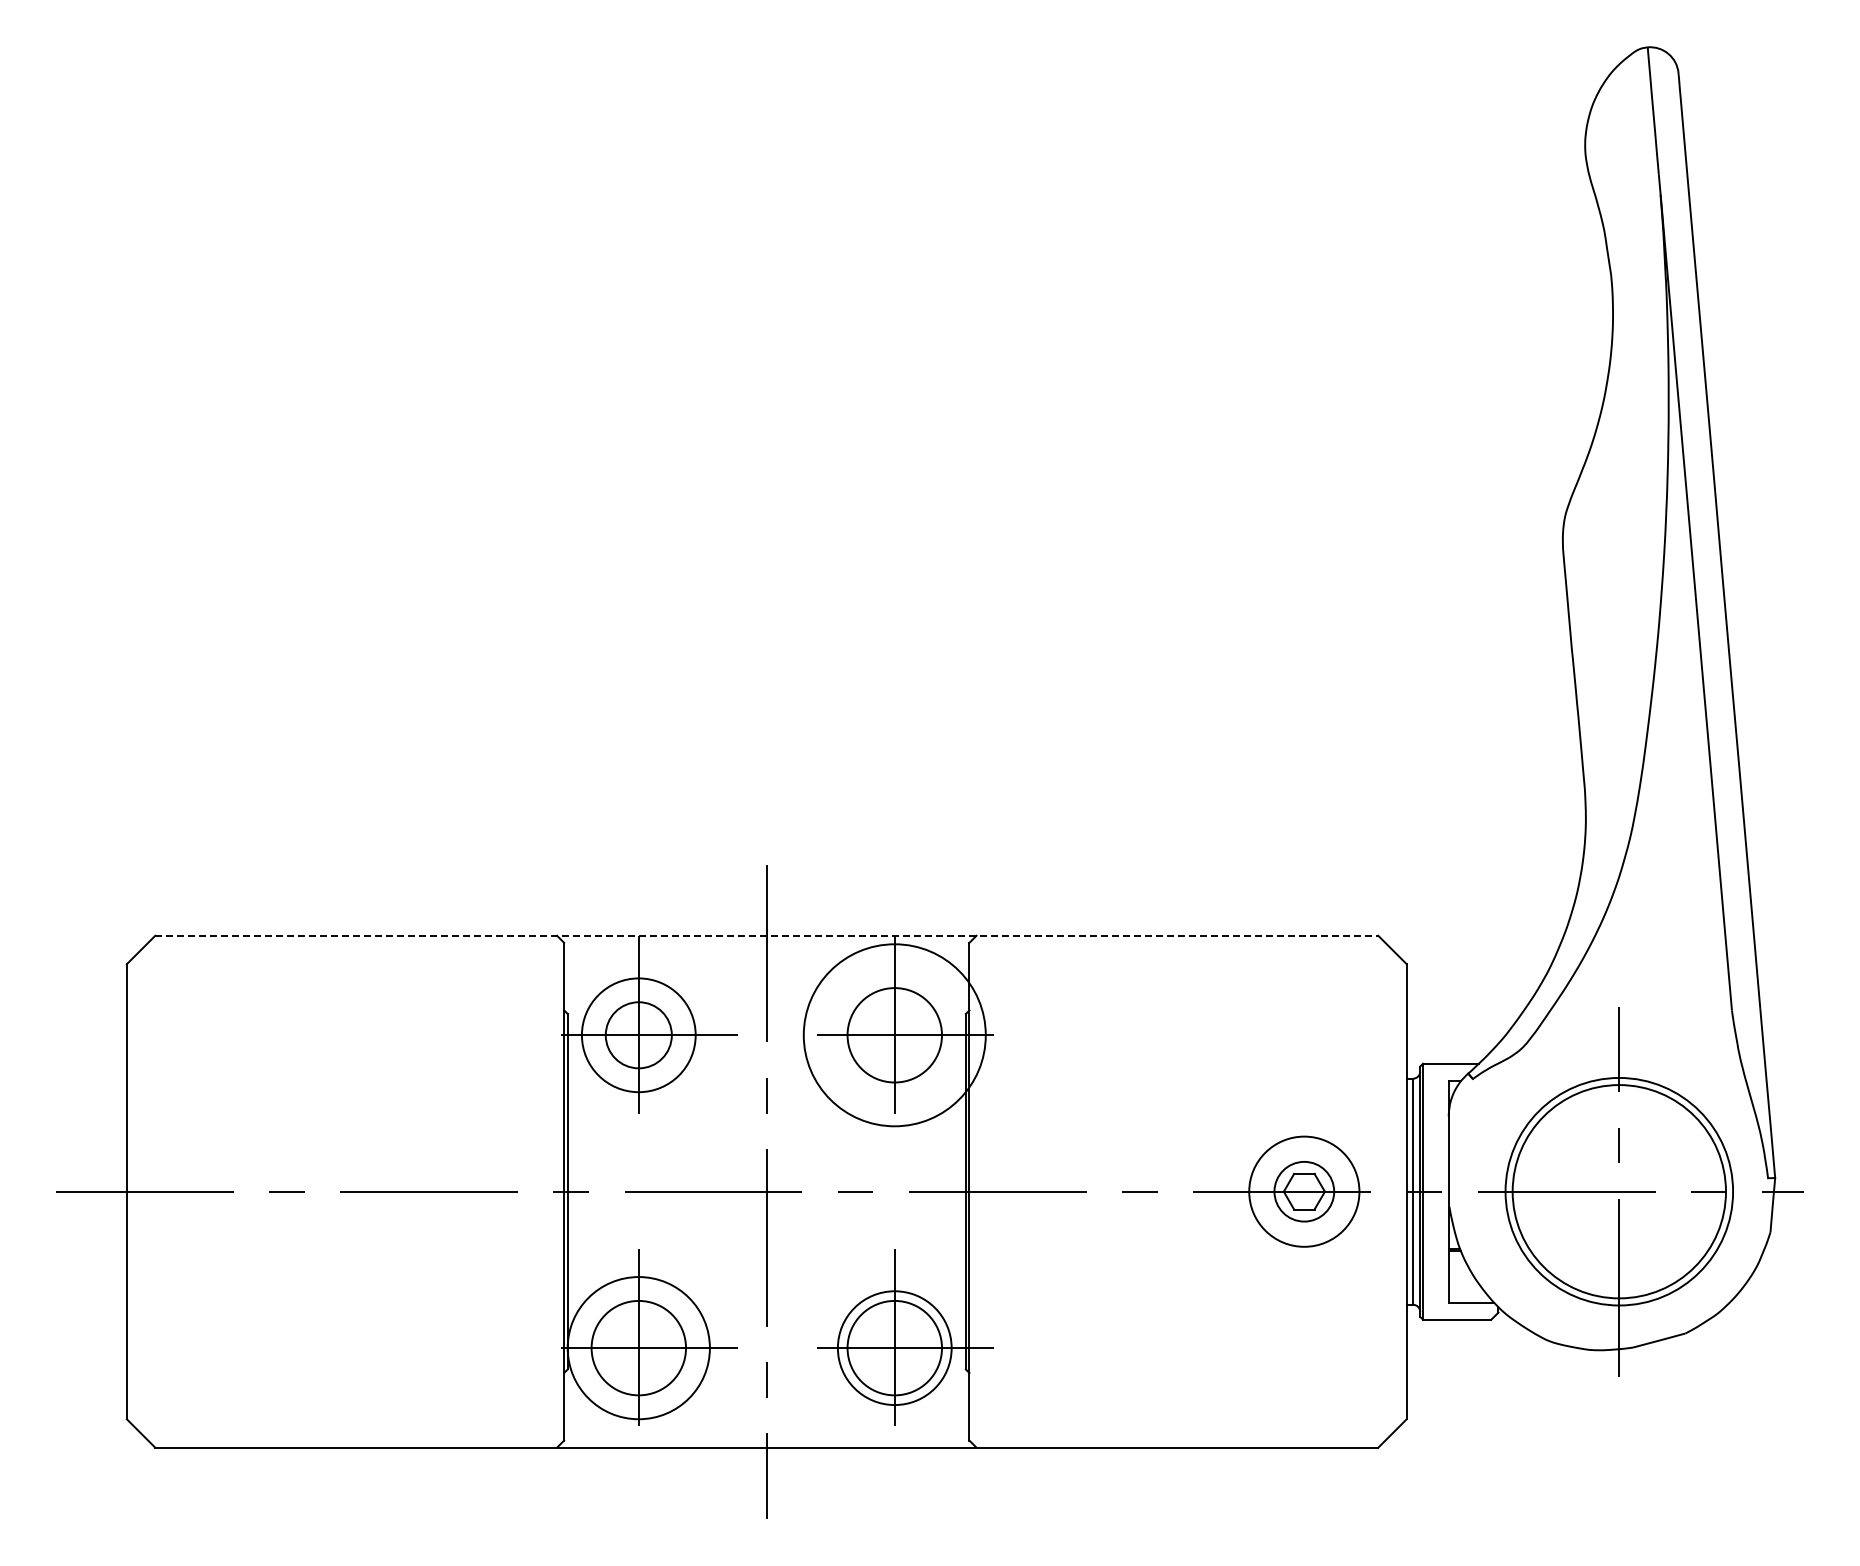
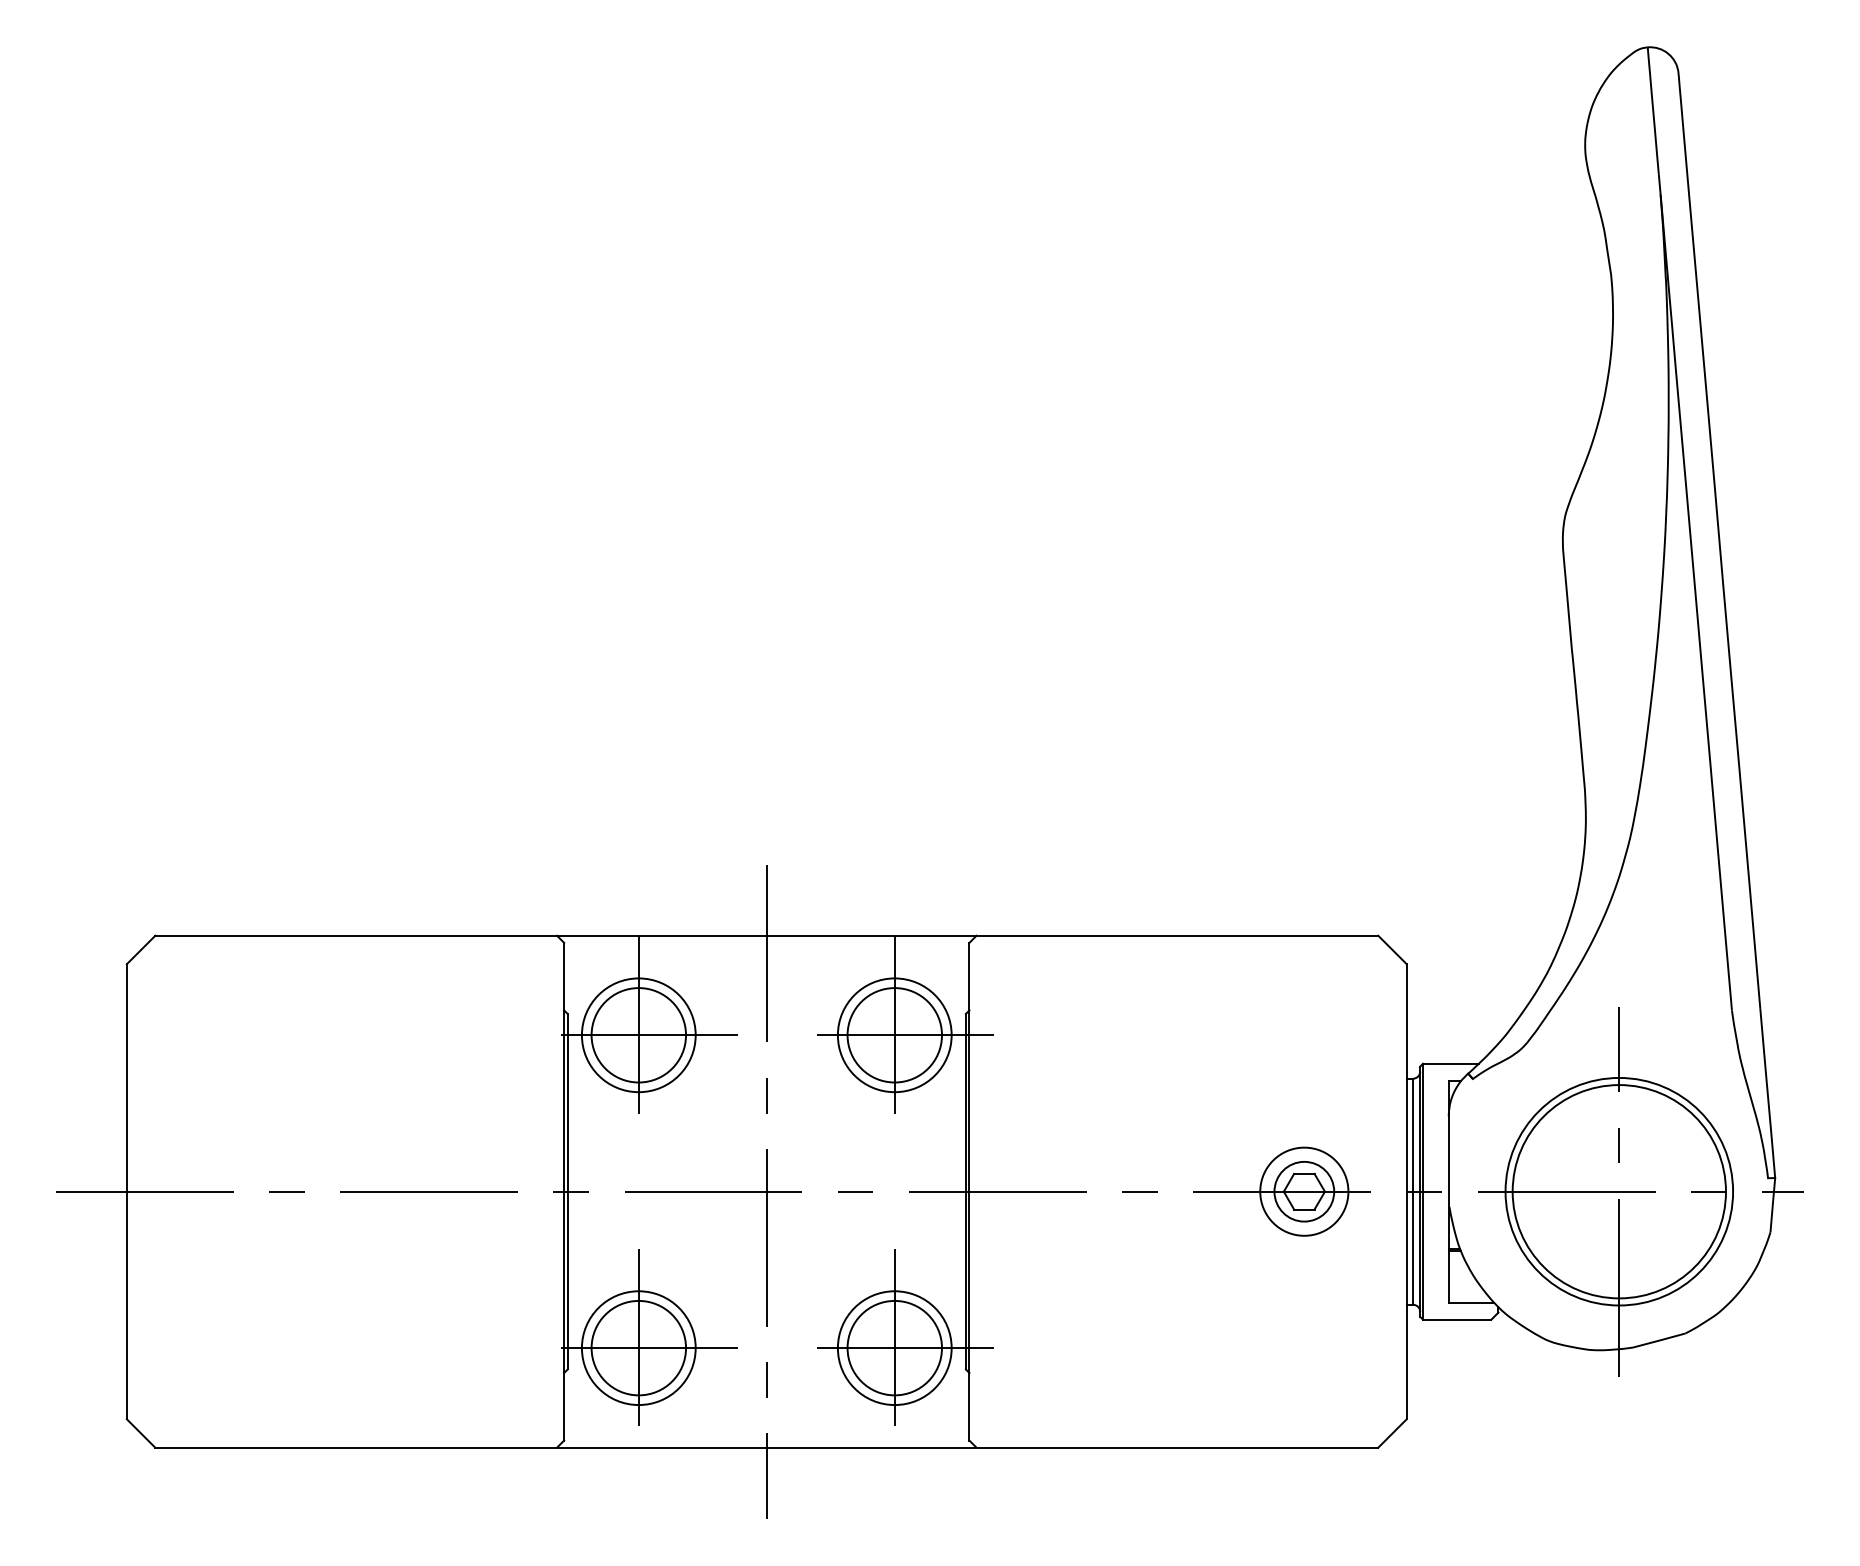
line: dashed -> solid (767, 935)
circle diameter: 66 px -> 94 px (638, 1035)
circle diameter: 182 px -> 114 px (894, 1035)
circle diameter: 110 px -> 88 px (1304, 1191)
circle diameter: 142 px -> 114 px (638, 1348)
